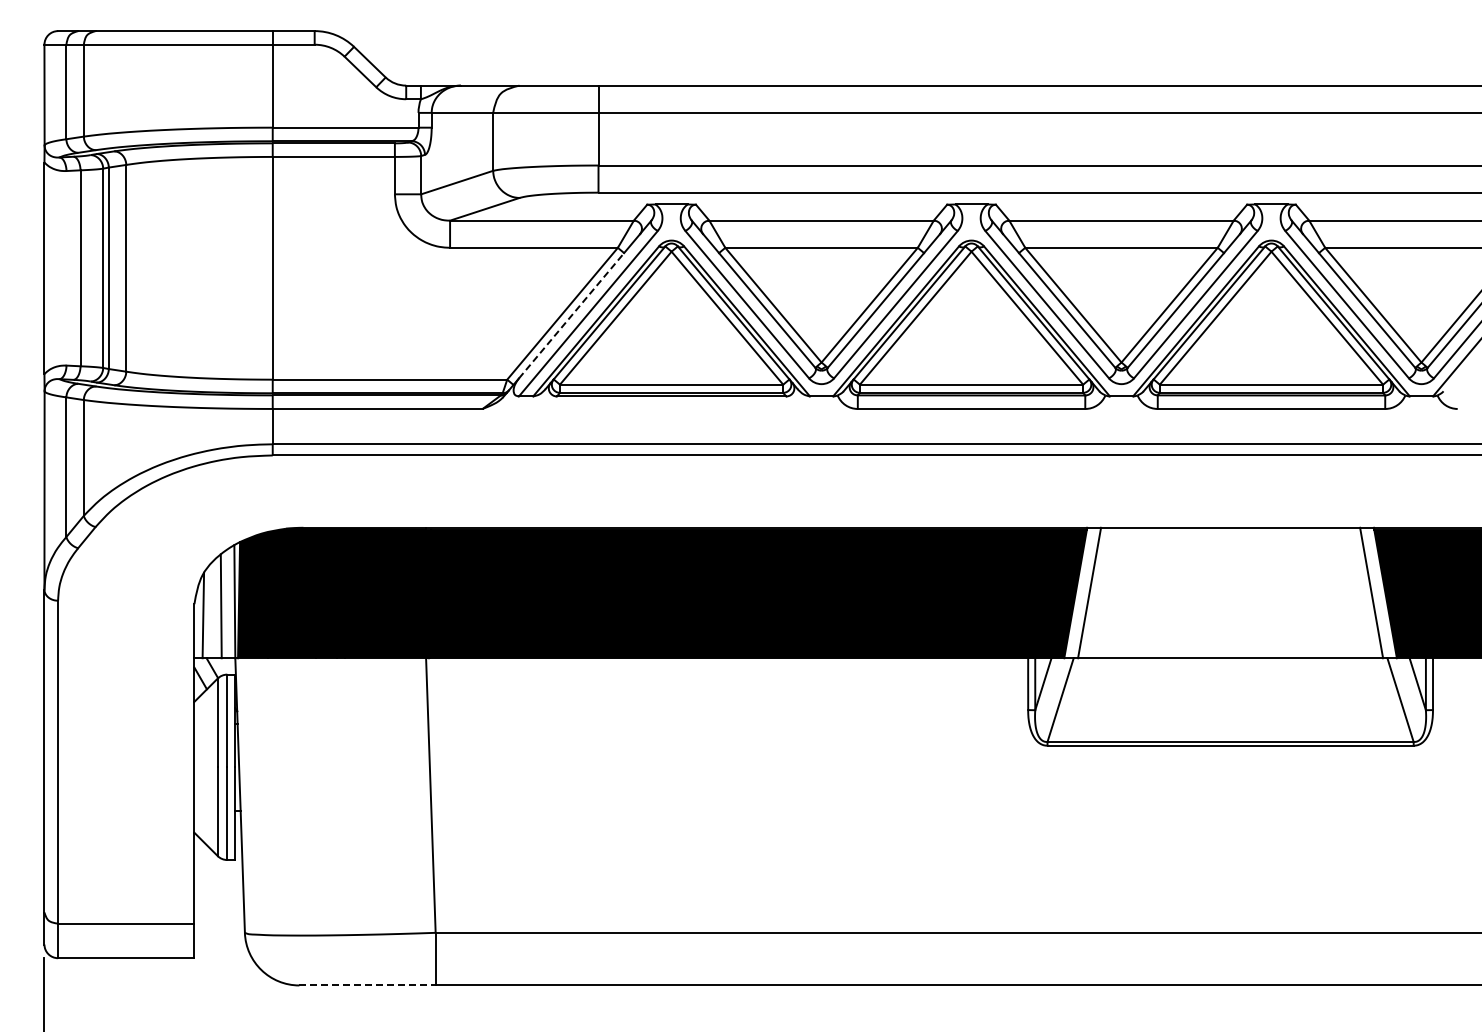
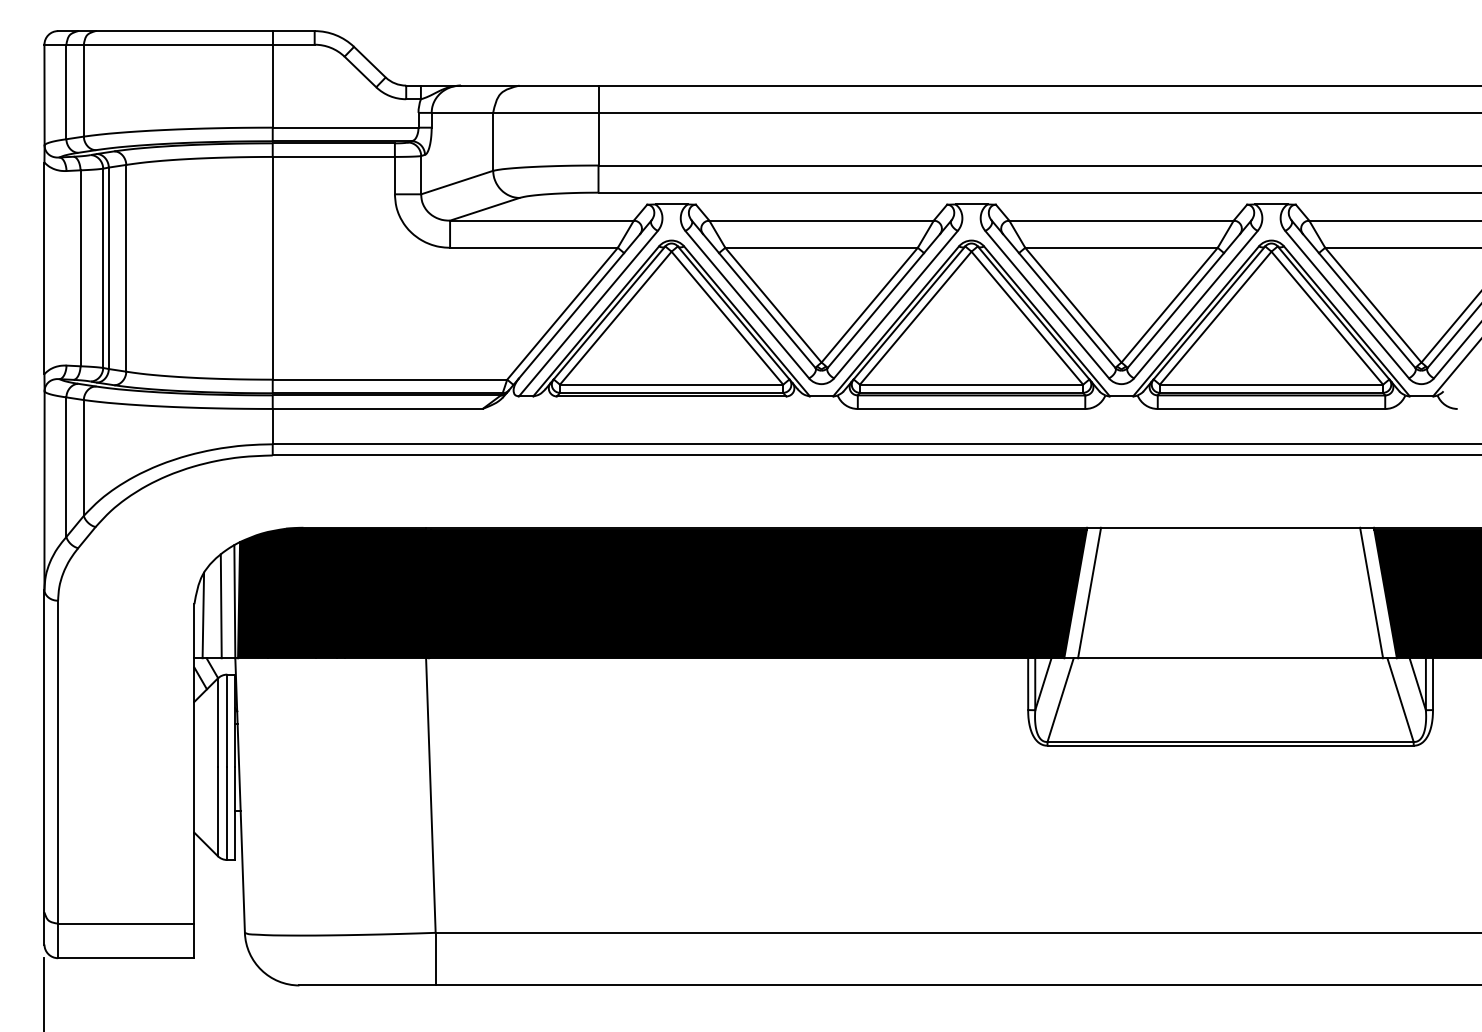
line: dashed -> solid (571, 315)
line: dashed -> solid (368, 985)
